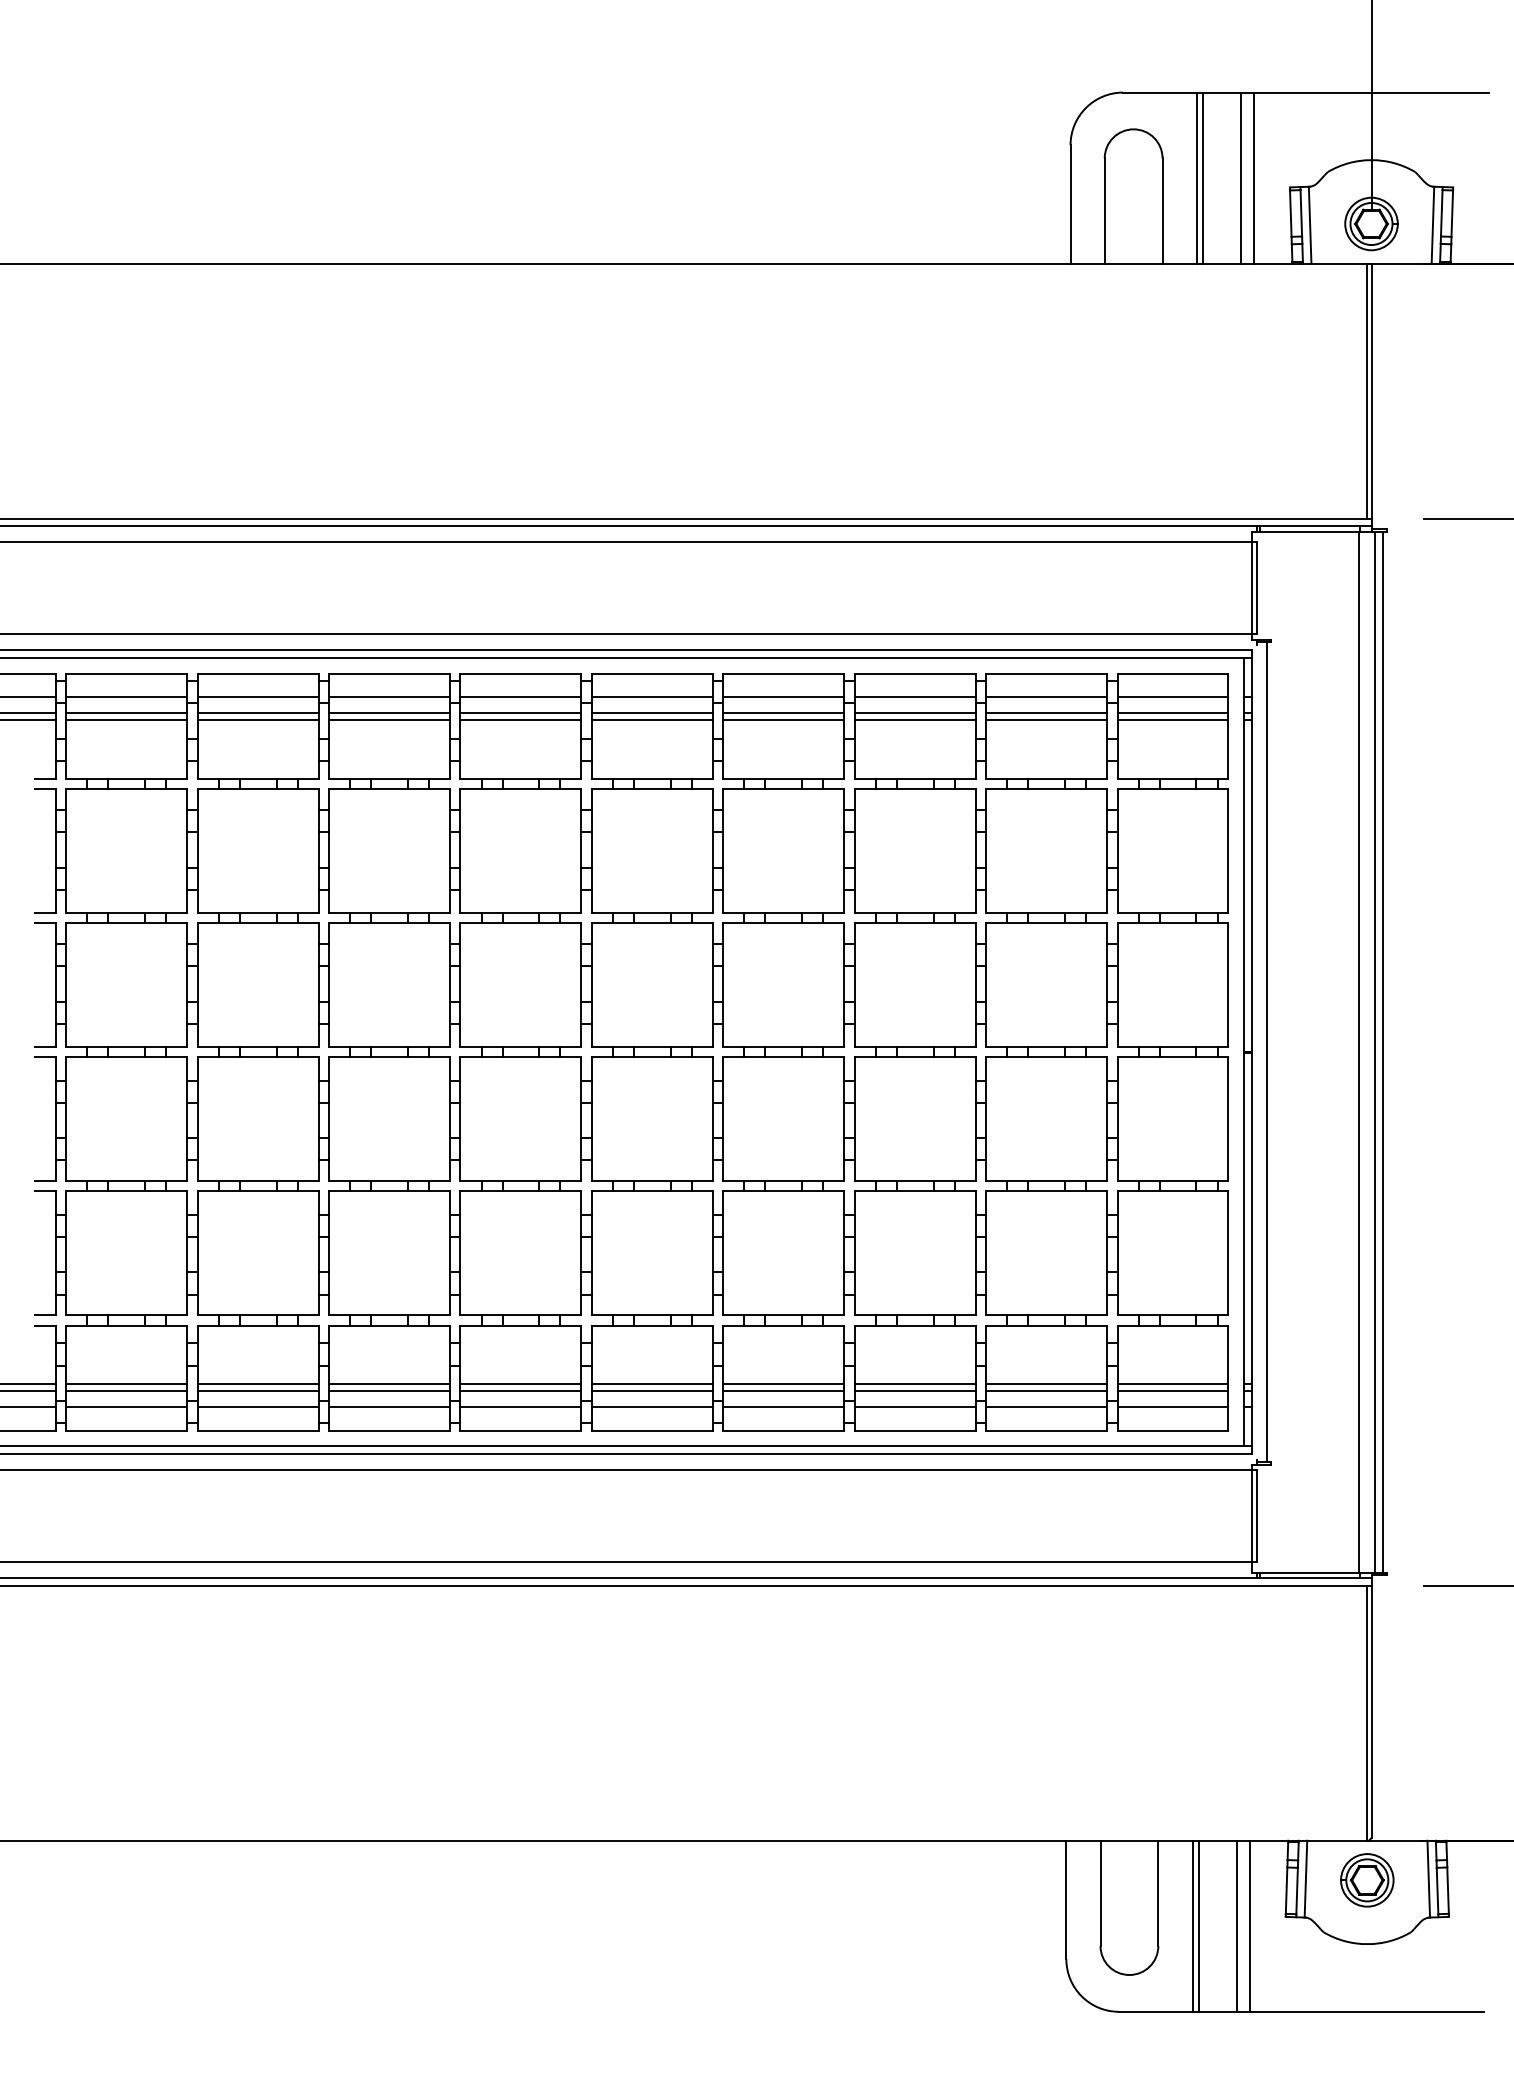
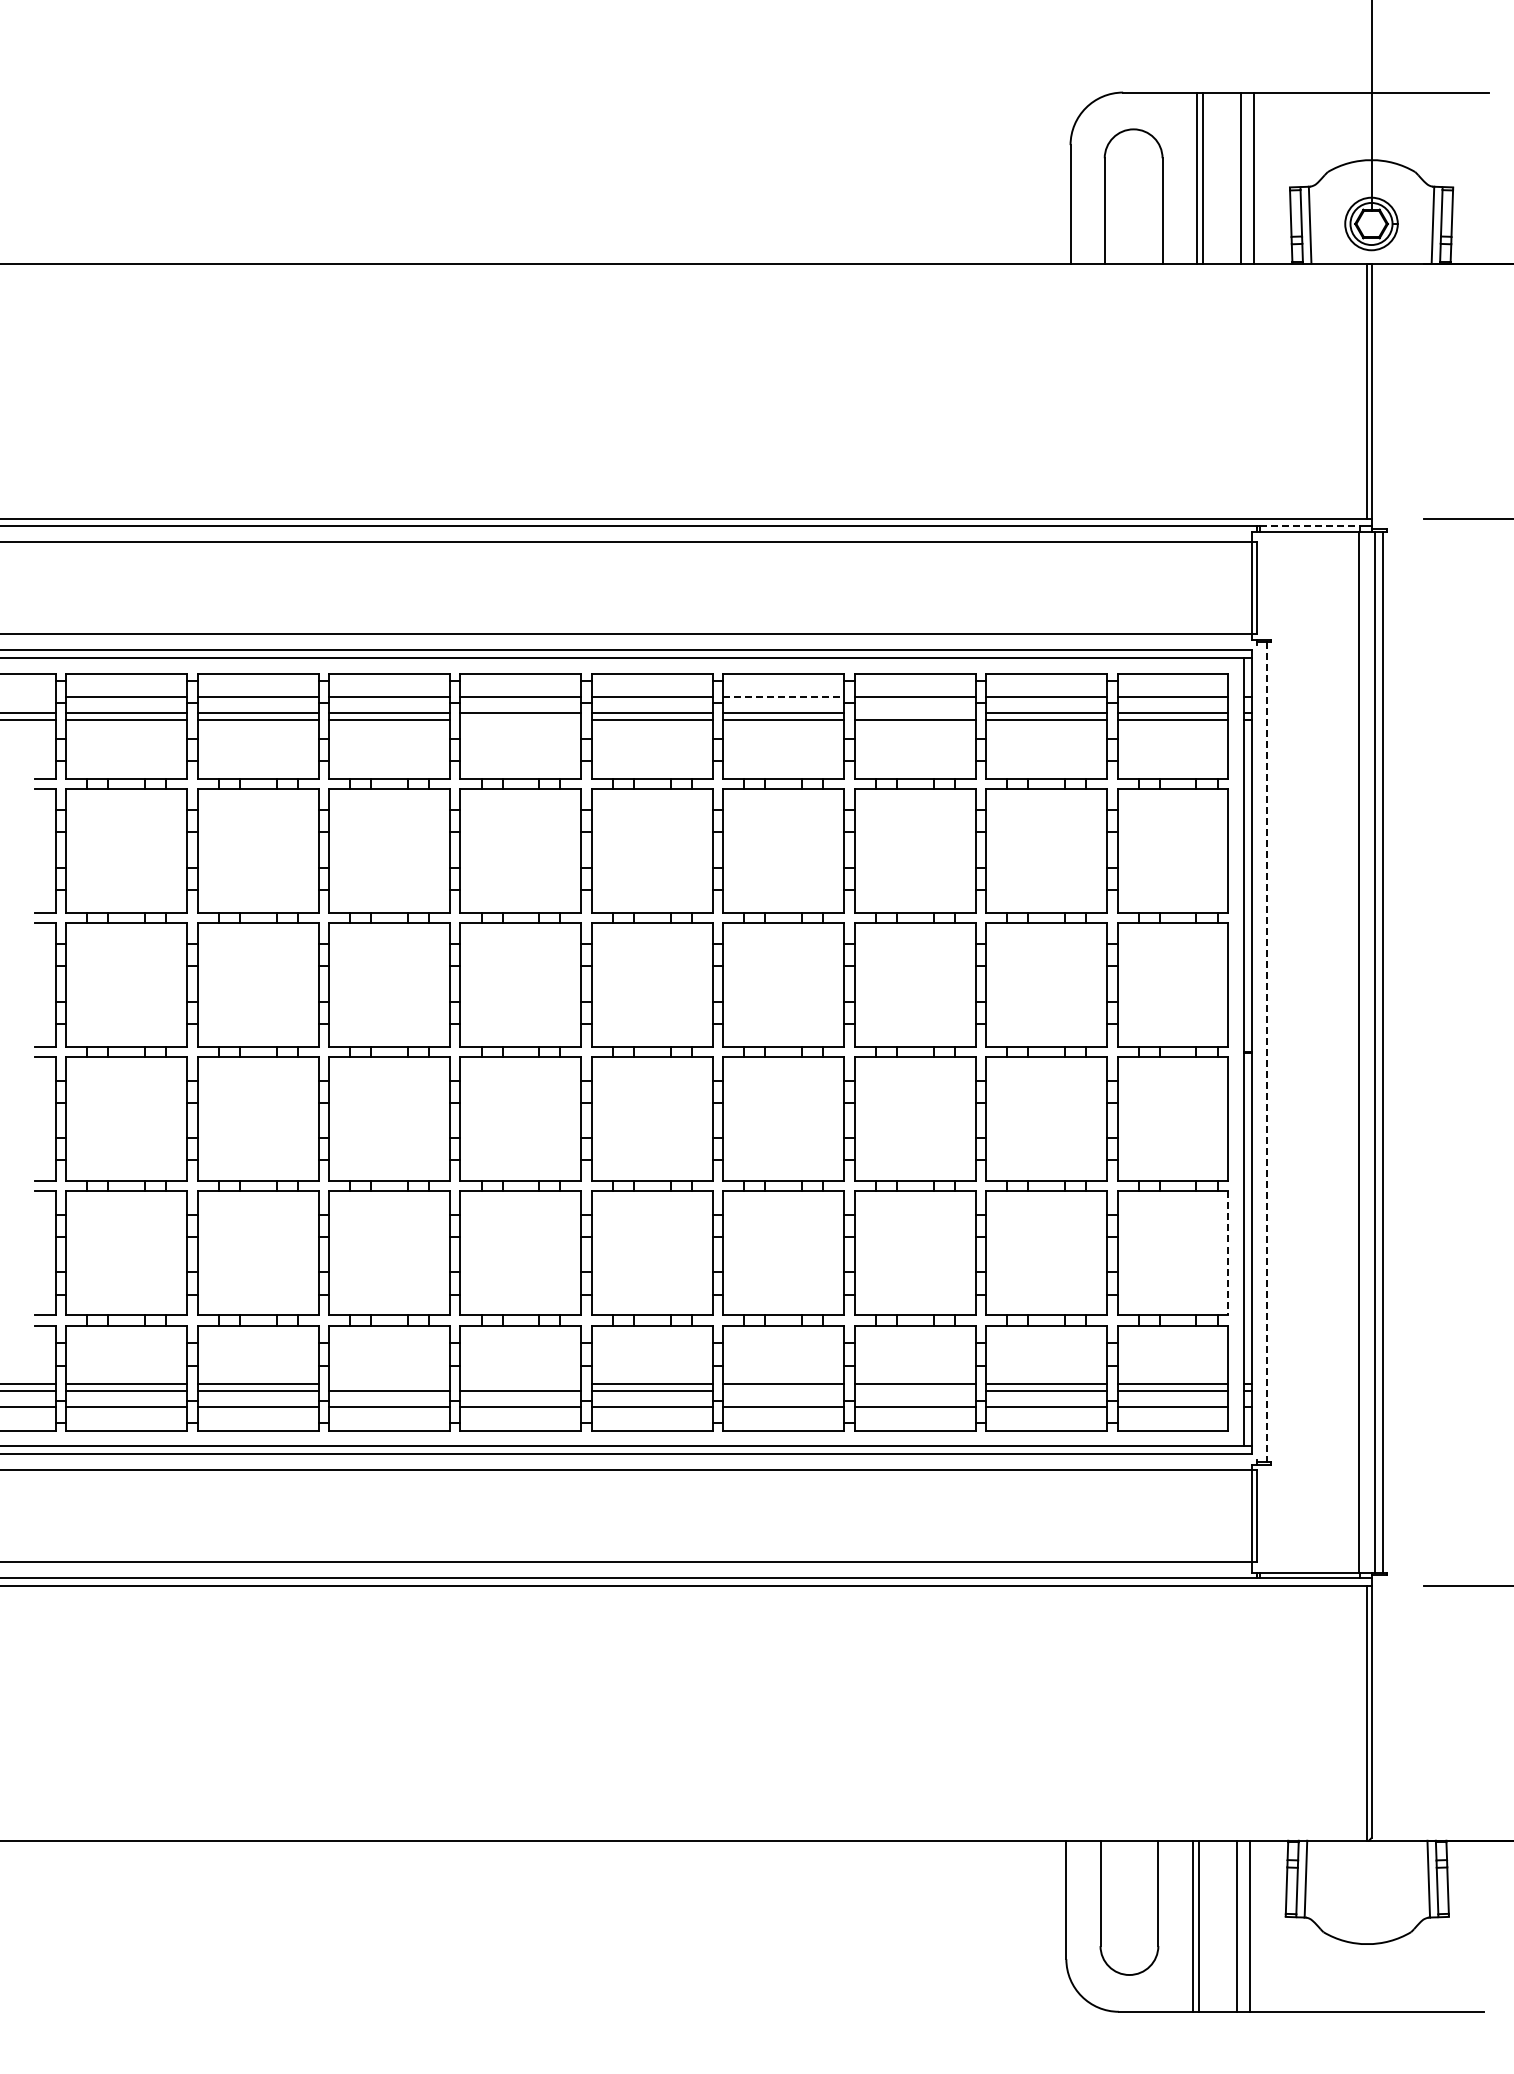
line: solid -> dashed (1310, 526)
line: present -> none (28, 697)
line: solid -> dashed (784, 697)
line: present -> none (914, 713)
line: present -> none (520, 720)
line: solid -> dashed (1267, 1052)
line: solid -> dashed (1228, 1253)
line: present -> none (389, 1383)
line: present -> none (520, 1383)
line: present -> none (783, 1391)
line: present -> none (914, 1391)
part: present -> none (1367, 1880)
